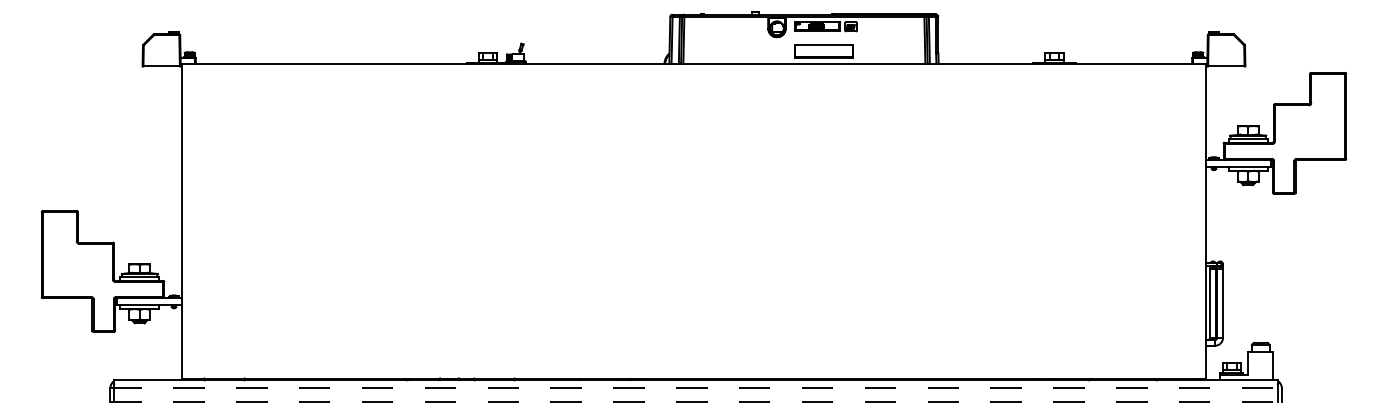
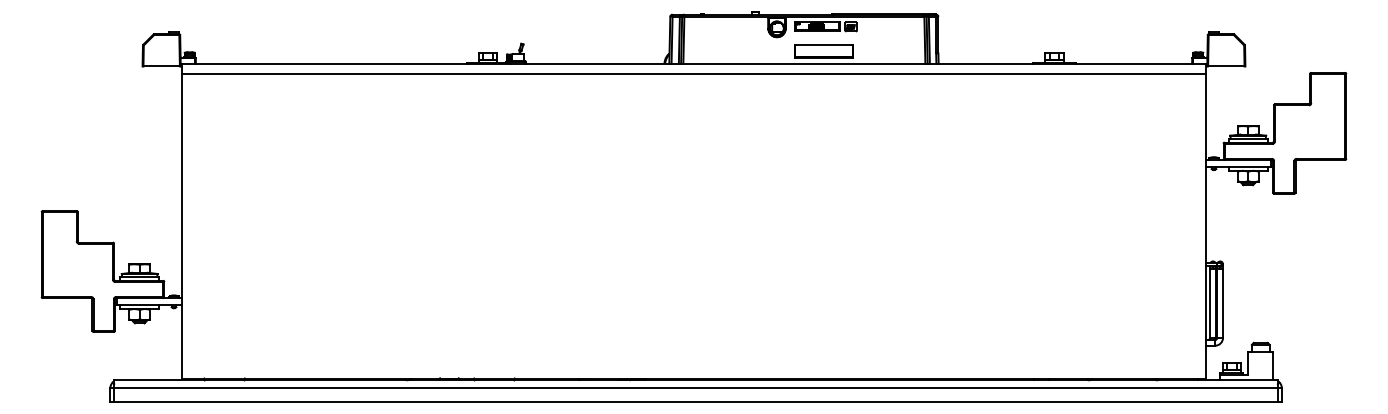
line: none -> present (693, 74)
line: dashed -> solid (696, 388)
line: dashed -> solid (696, 401)
